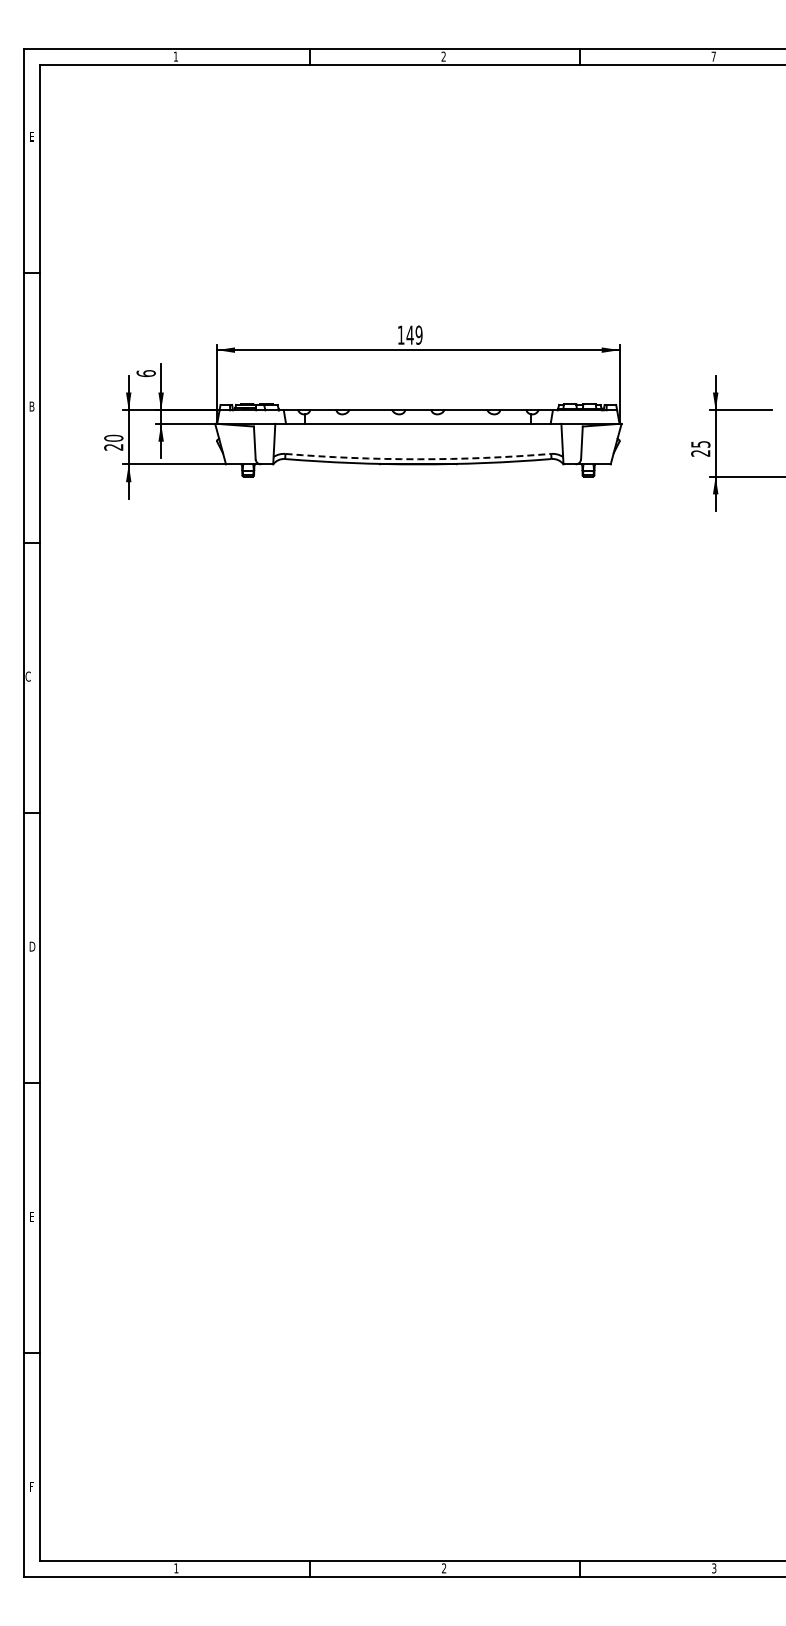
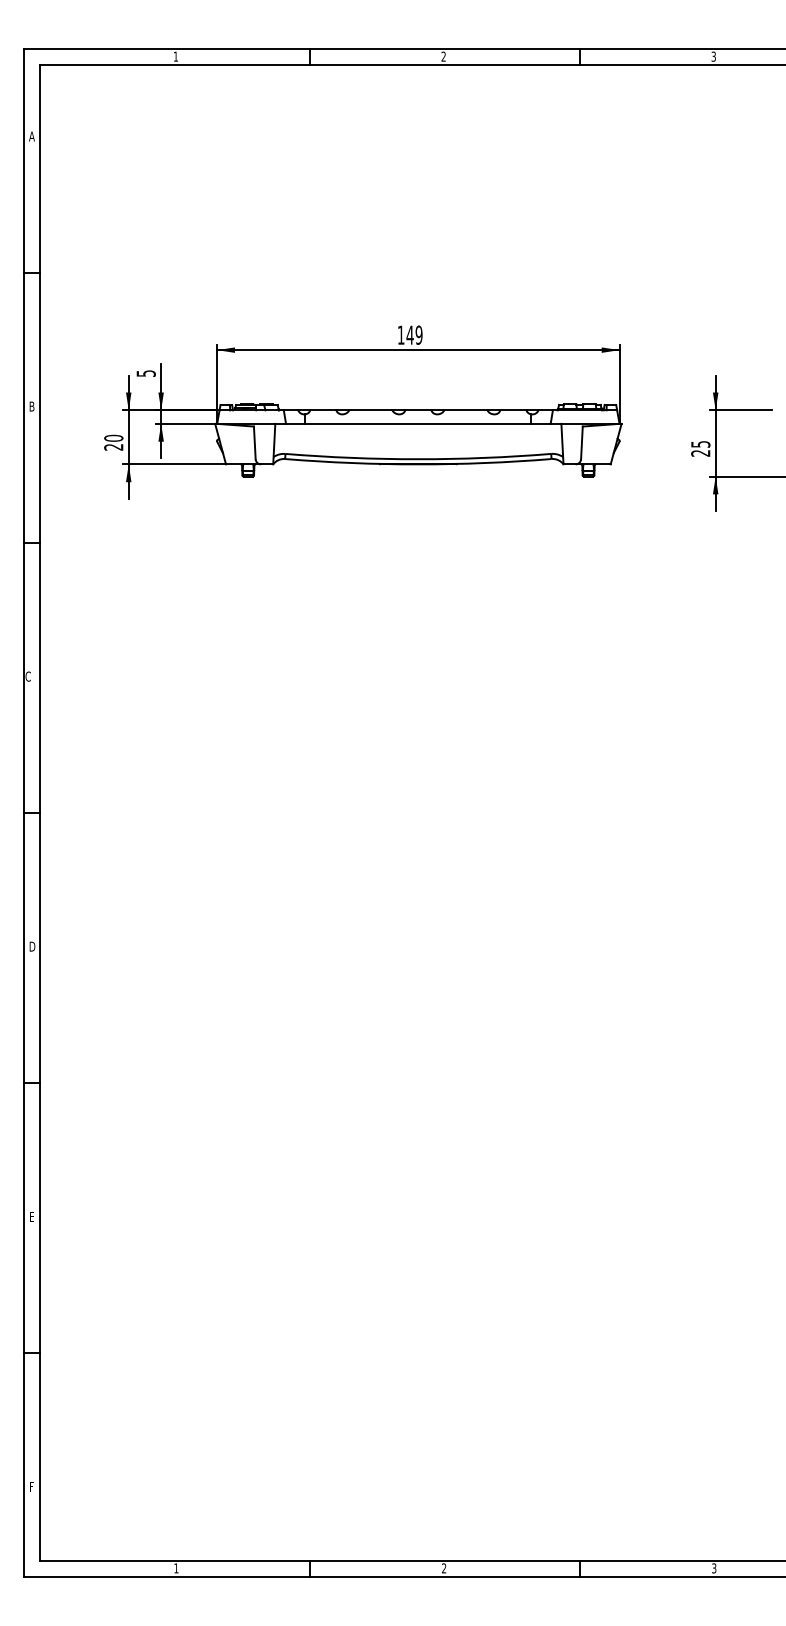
text: 7 -> 3 (713, 56)
text: E -> A (31, 136)
text: 6 -> 5 (145, 373)
arc: dashed -> solid (418, 459)
